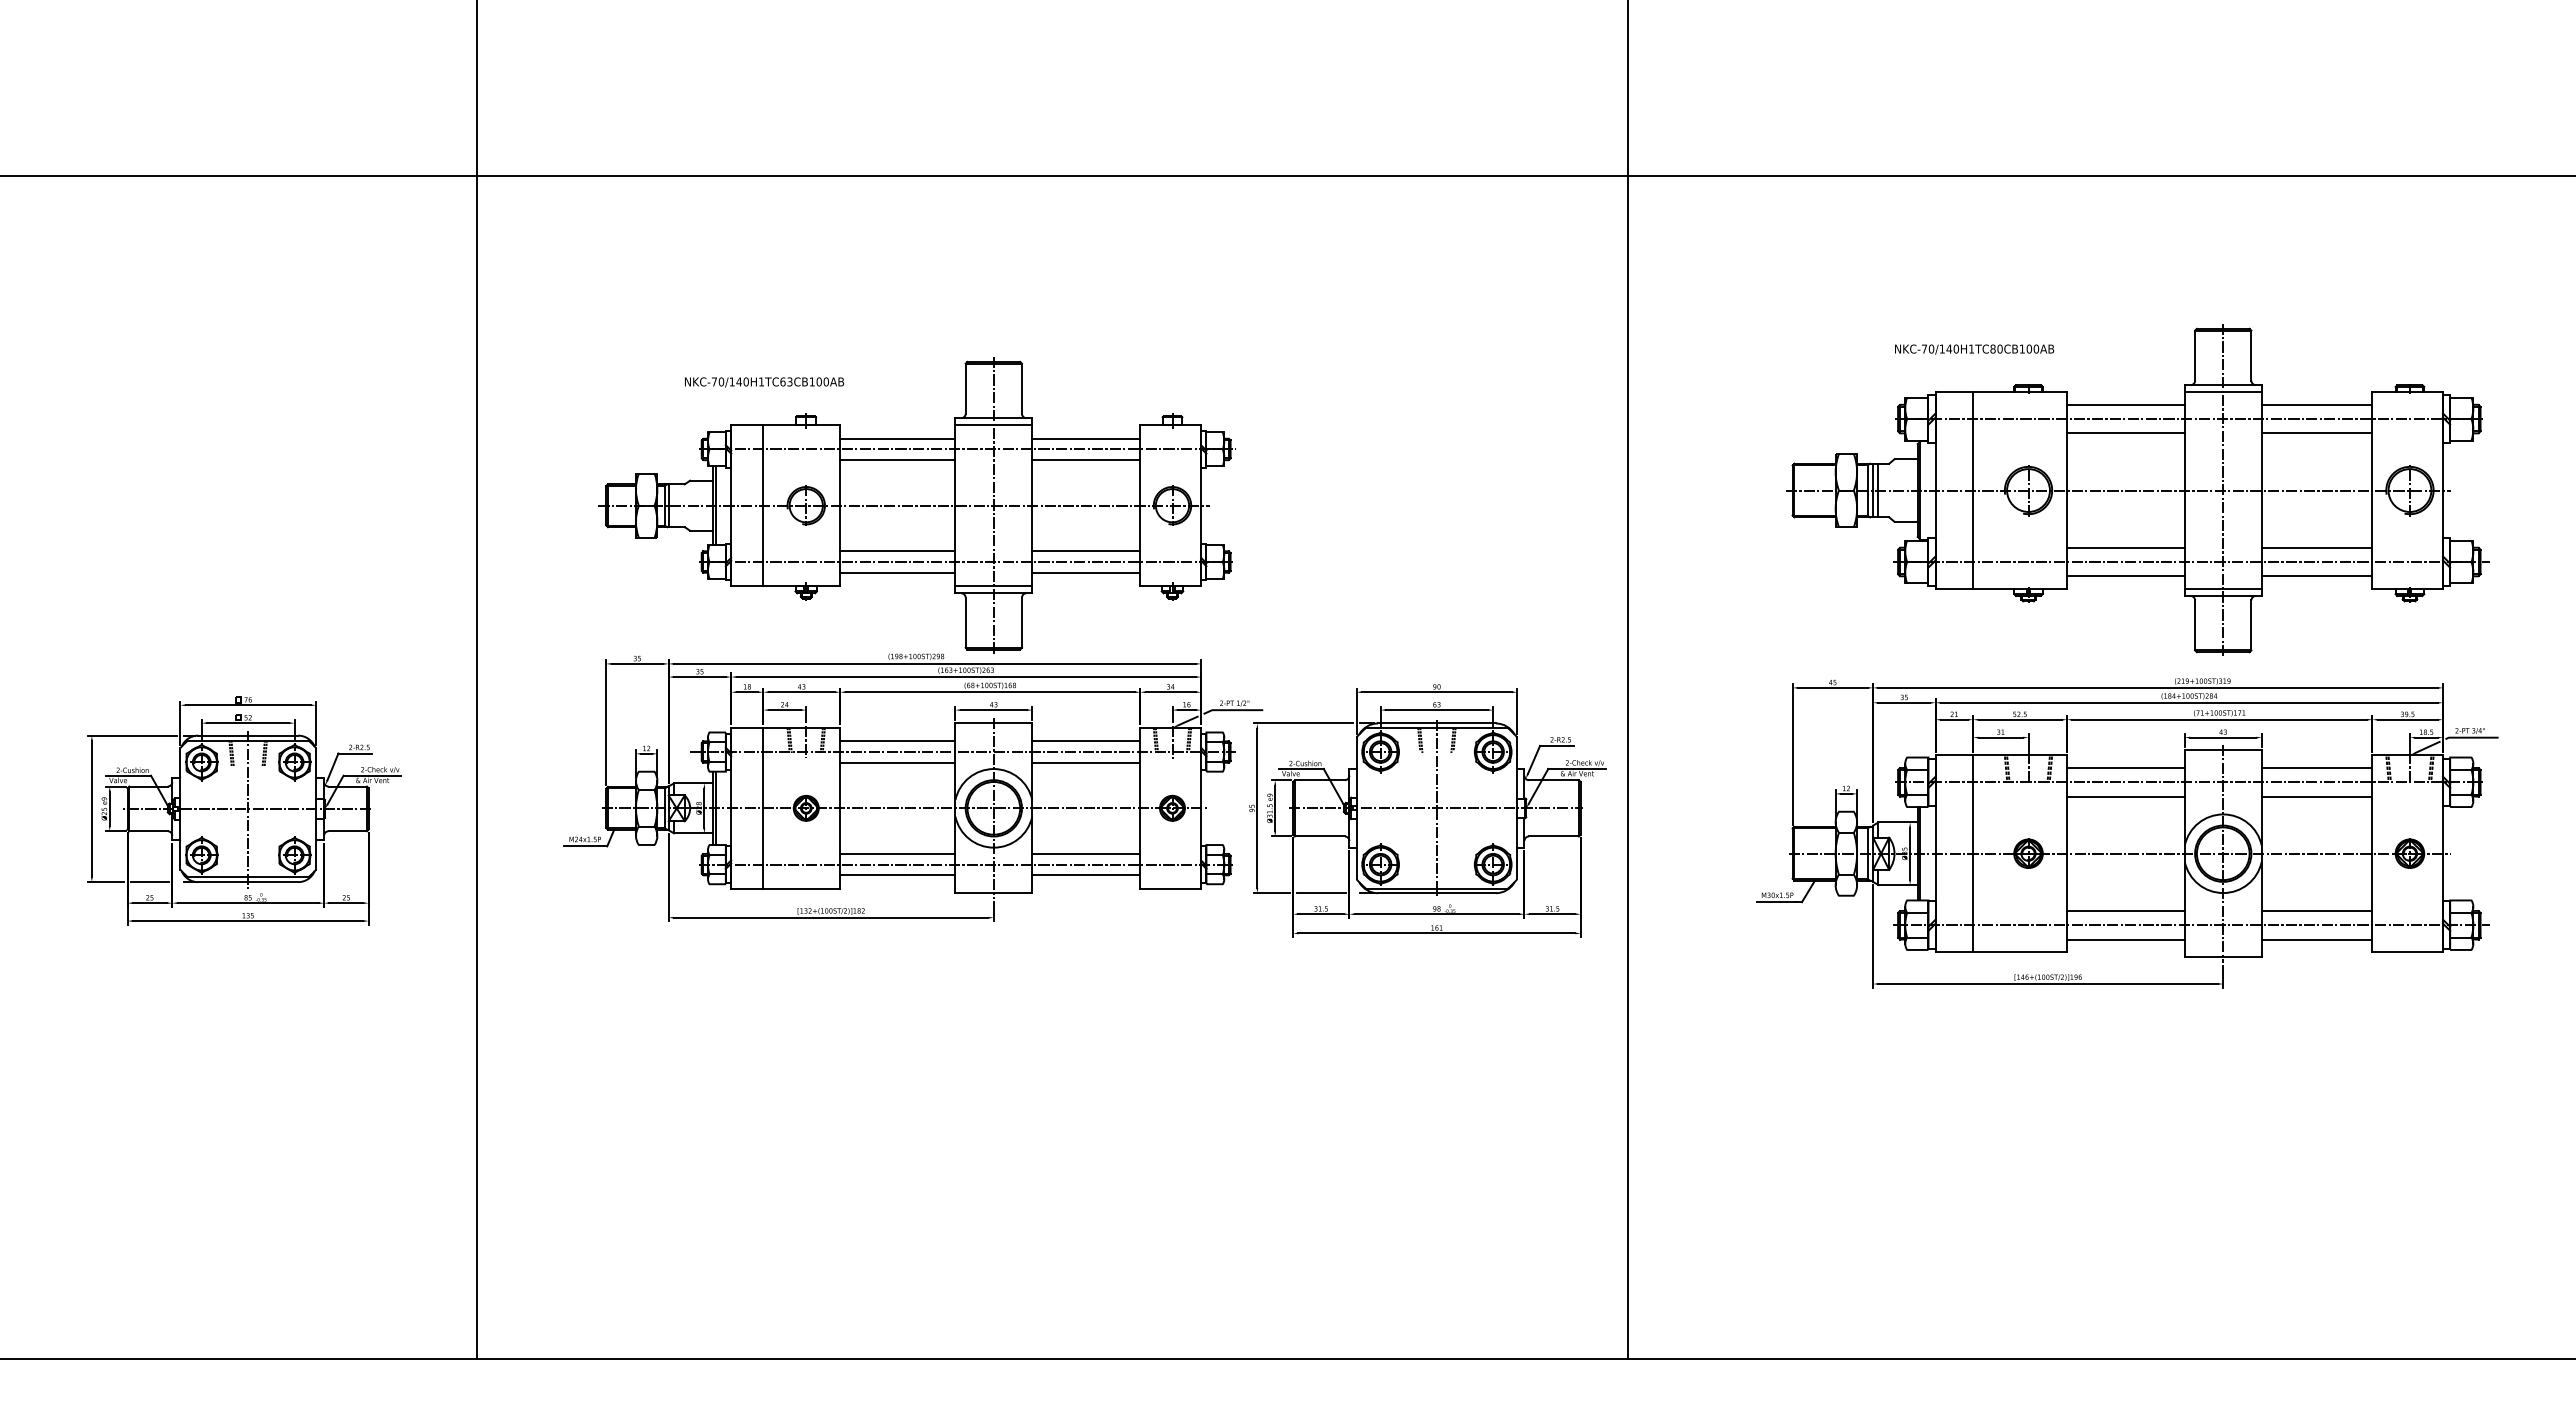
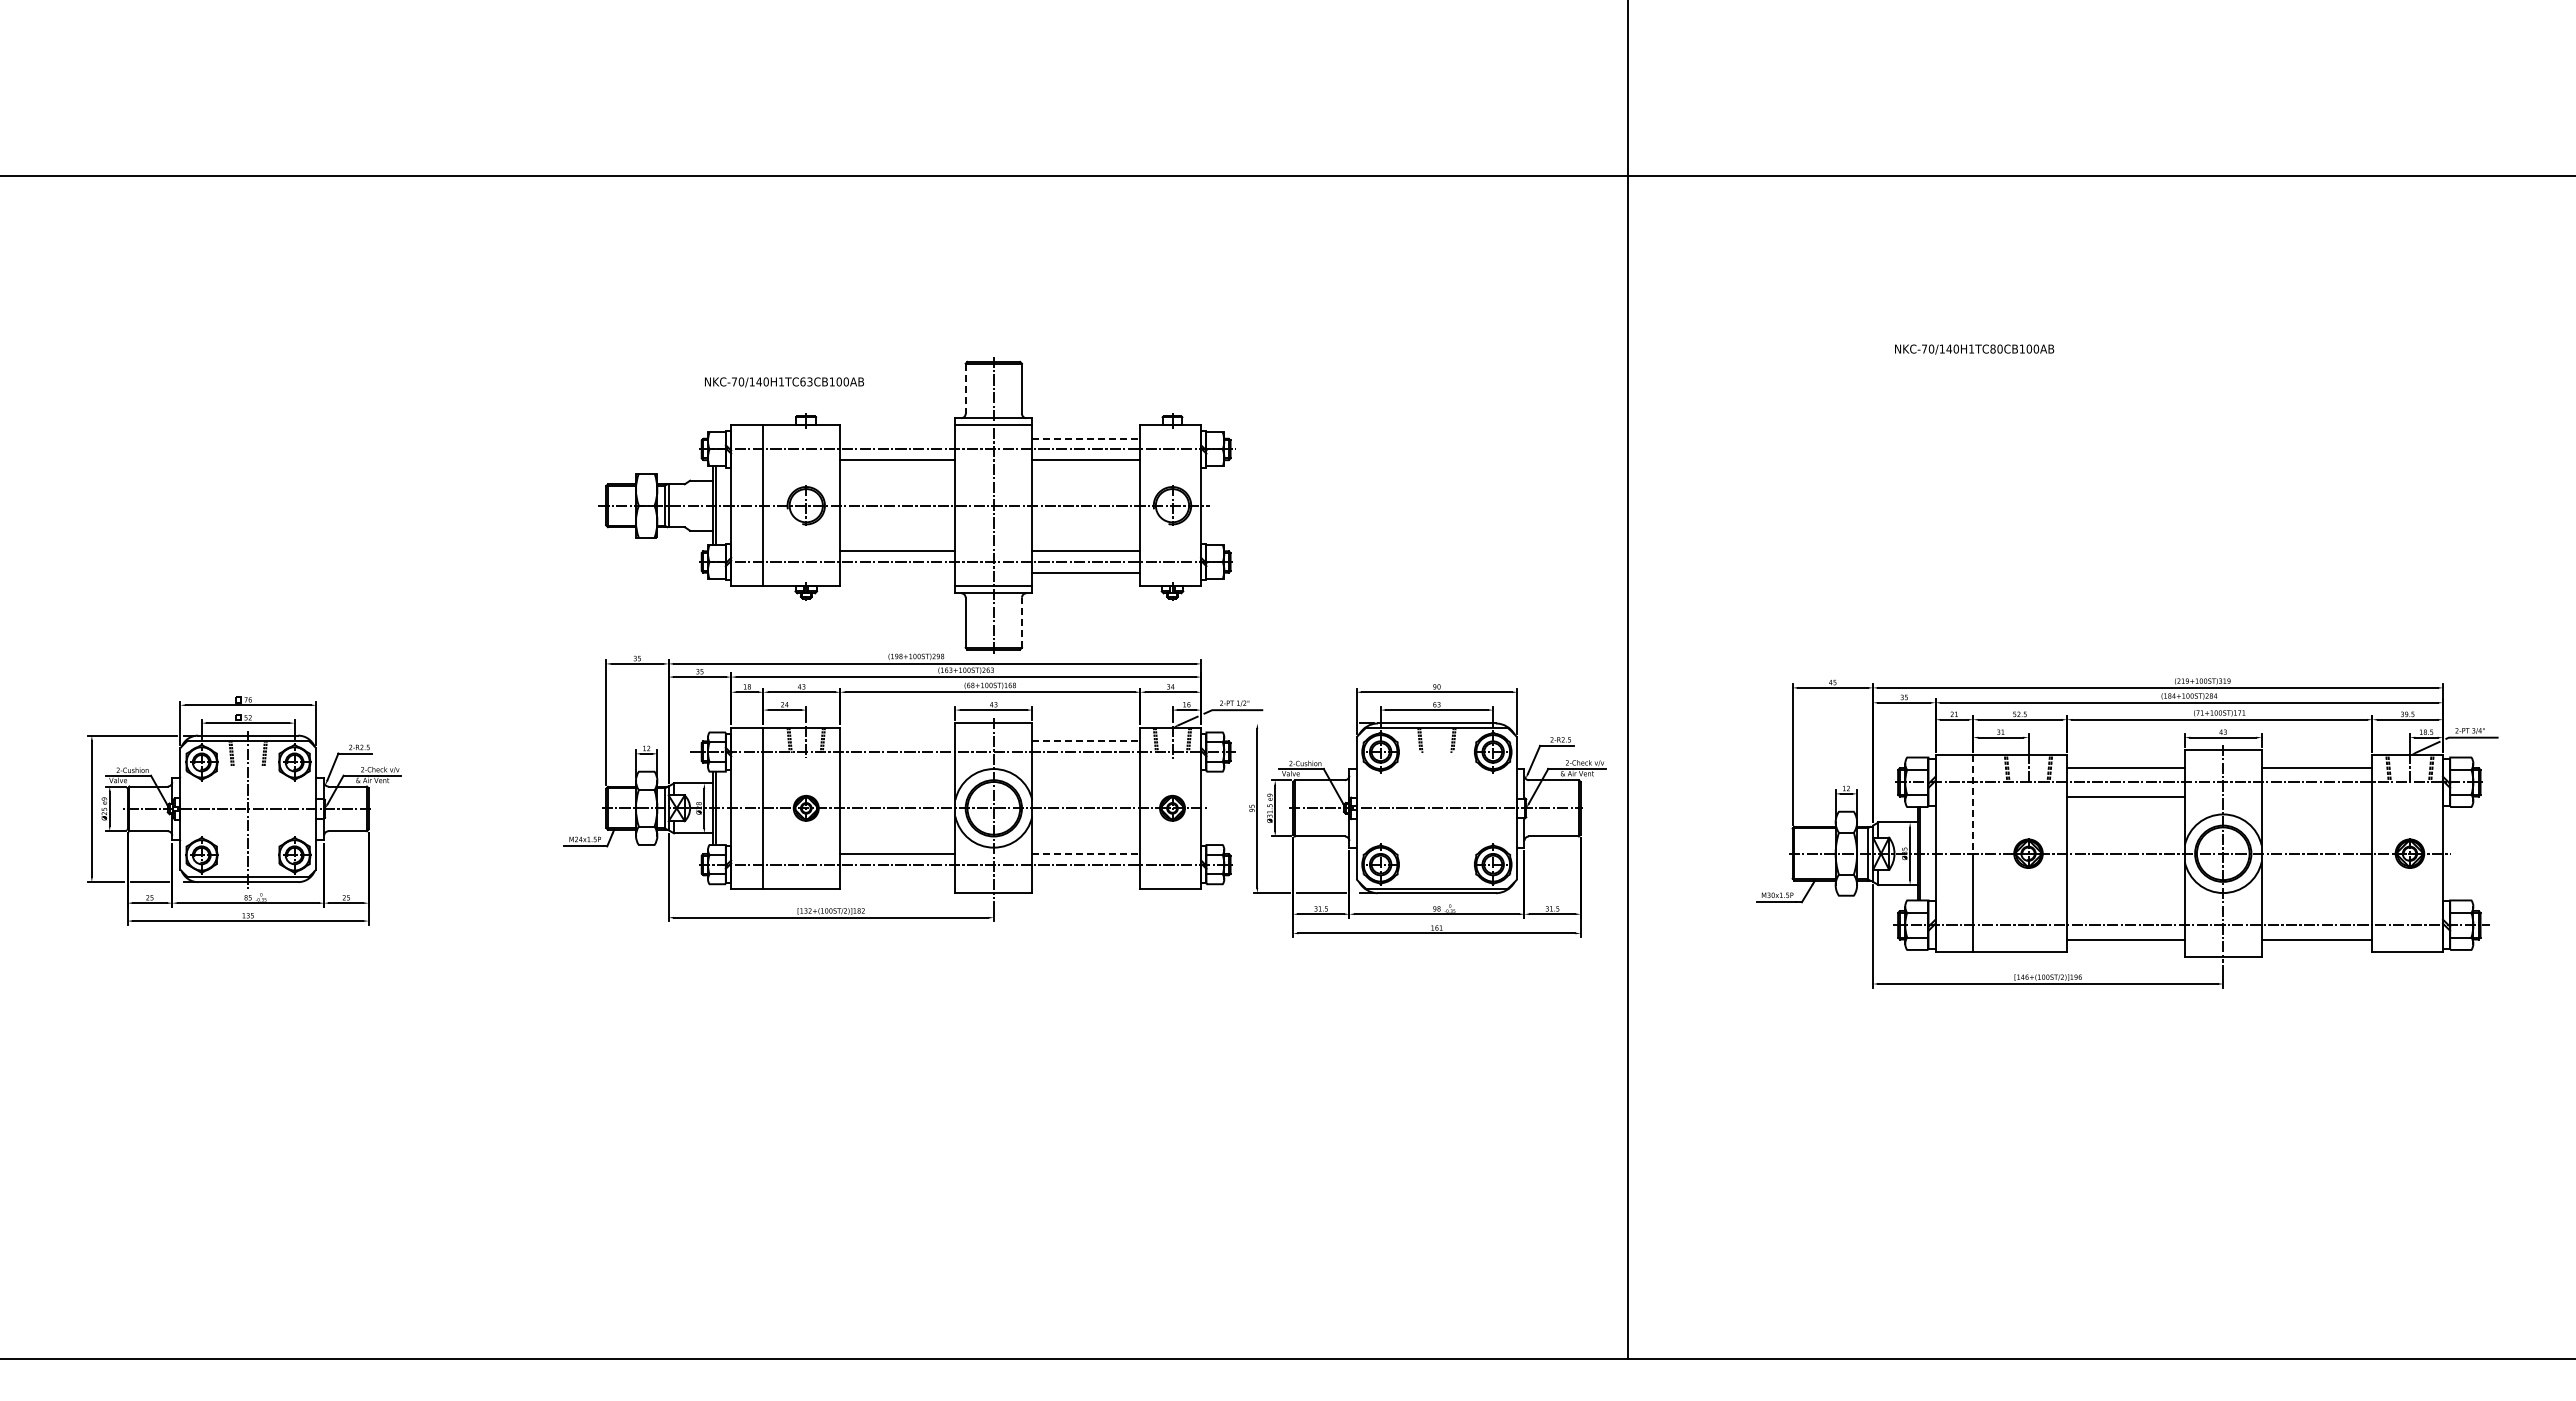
text position: (764, 382) -> (784, 382) (784, 382)
line: solid -> dashed (965, 389)
line: present -> none (897, 438)
line: solid -> dashed (1086, 438)
part: present -> none (2137, 489)
line: present -> none (897, 572)
line: solid -> dashed (1021, 622)
line: present -> none (477, 680)
line: present -> none (1302, 723)
line: present -> none (897, 741)
line: solid -> dashed (1086, 741)
line: present -> none (897, 762)
line: present -> none (1086, 762)
line: present -> none (2316, 796)
line: solid -> dashed (1973, 805)
line: present -> none (1436, 807)
line: solid -> dashed (1086, 853)
line: present -> none (897, 875)
line: present -> none (1086, 875)
line: present -> none (2125, 910)
line: present -> none (2316, 910)
